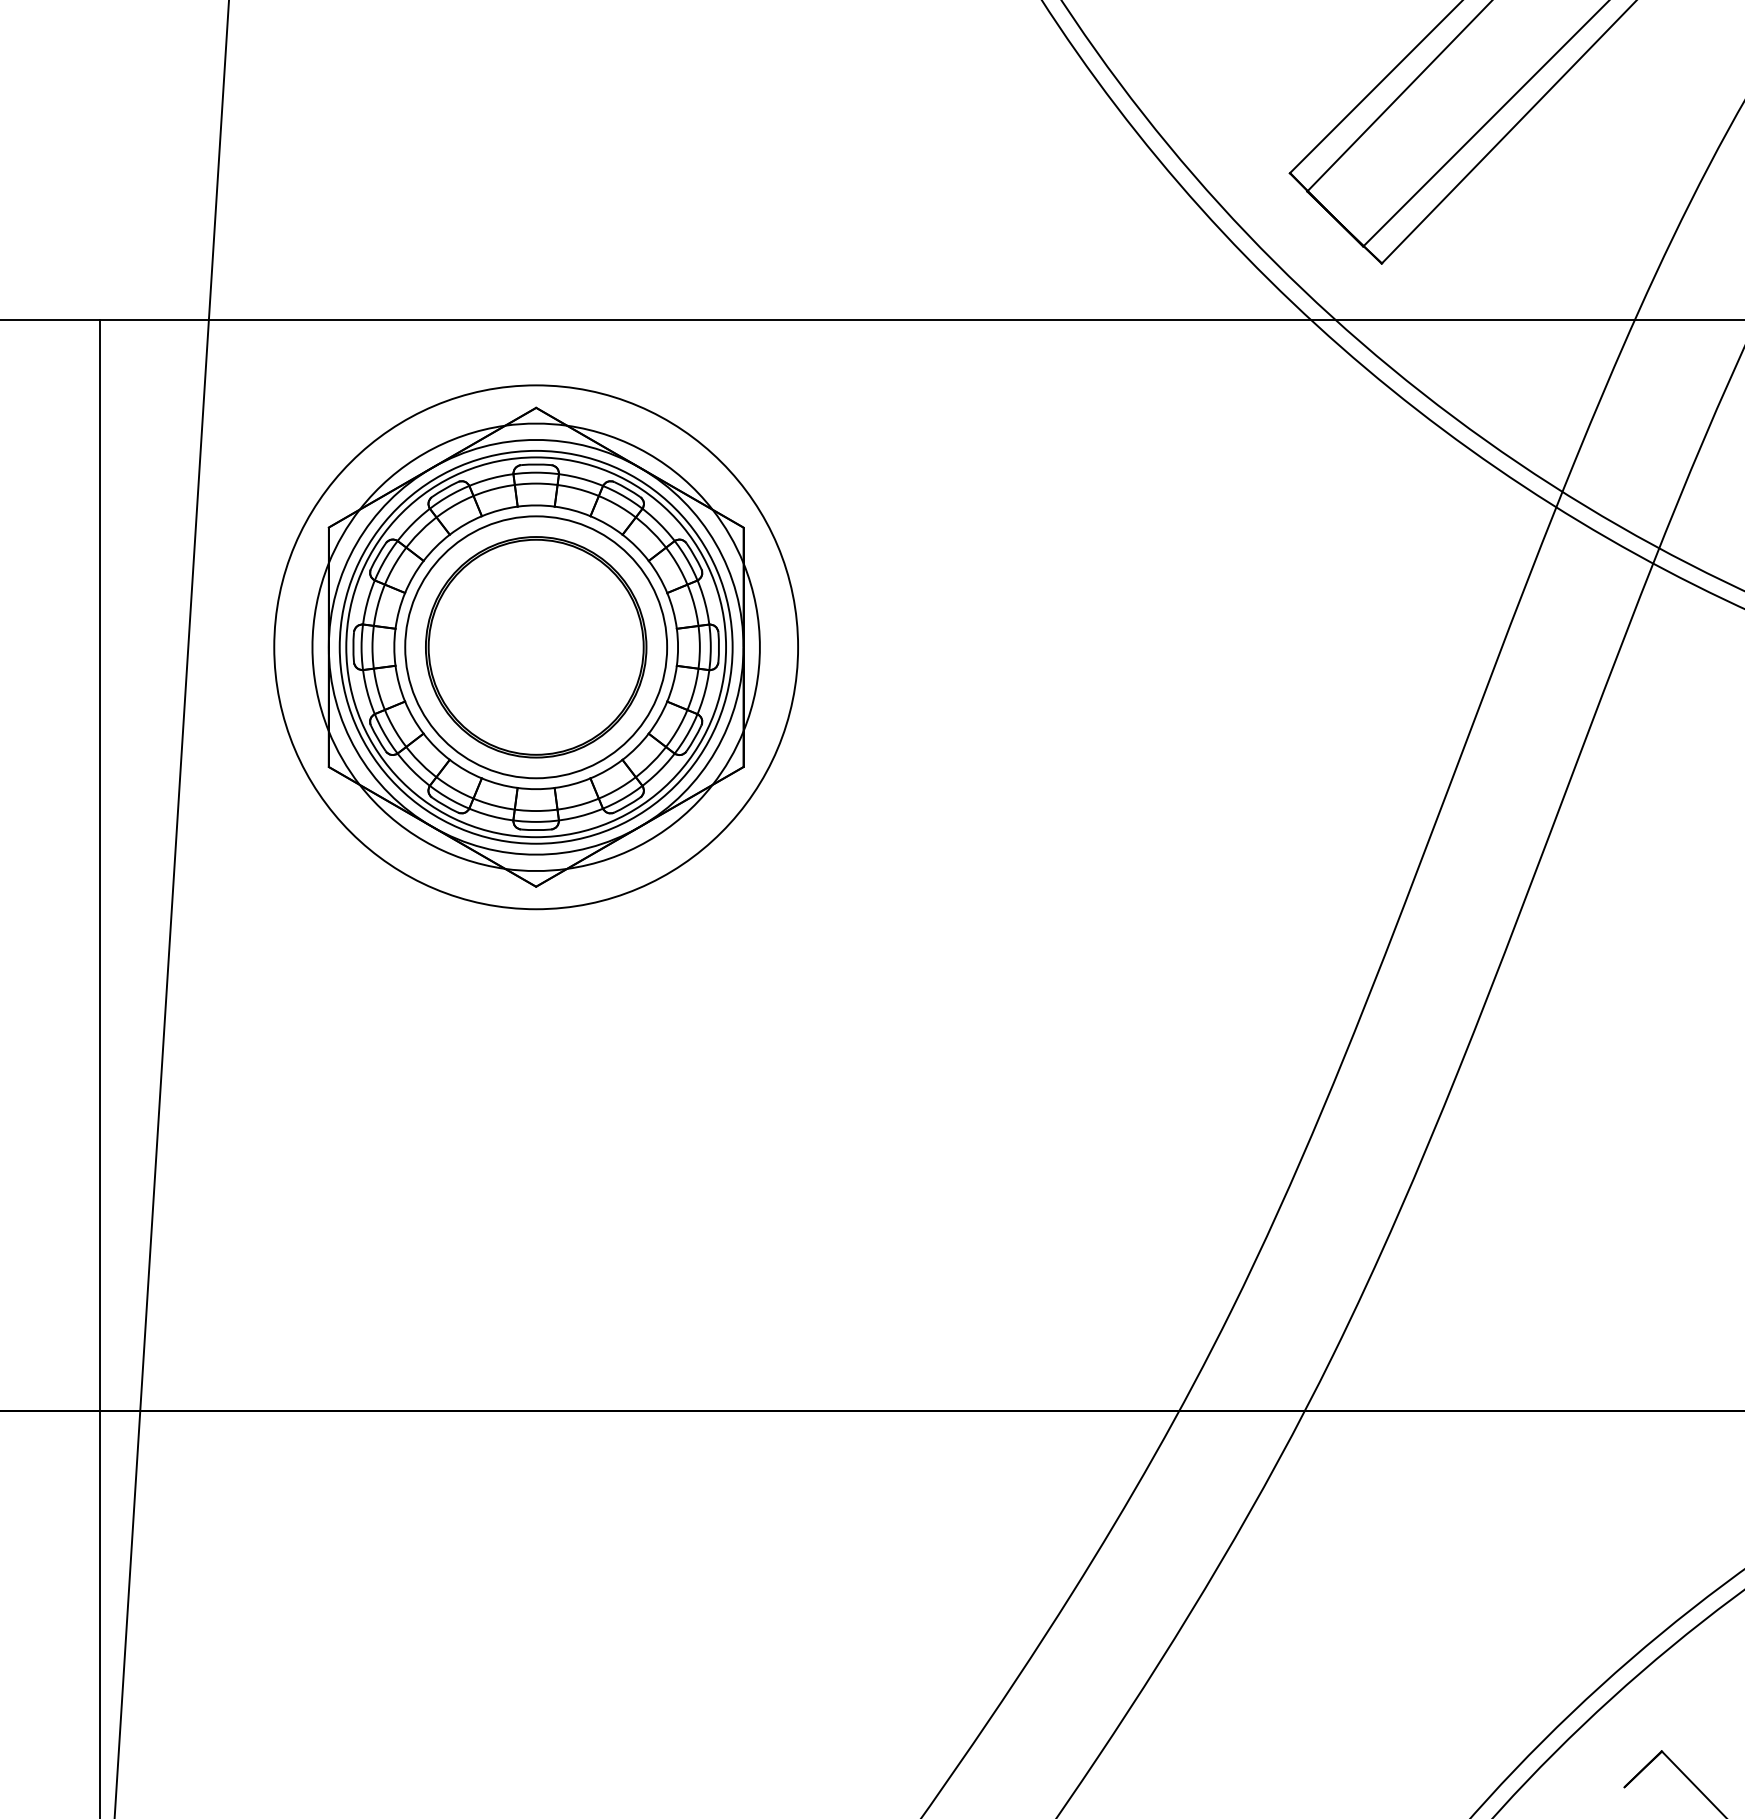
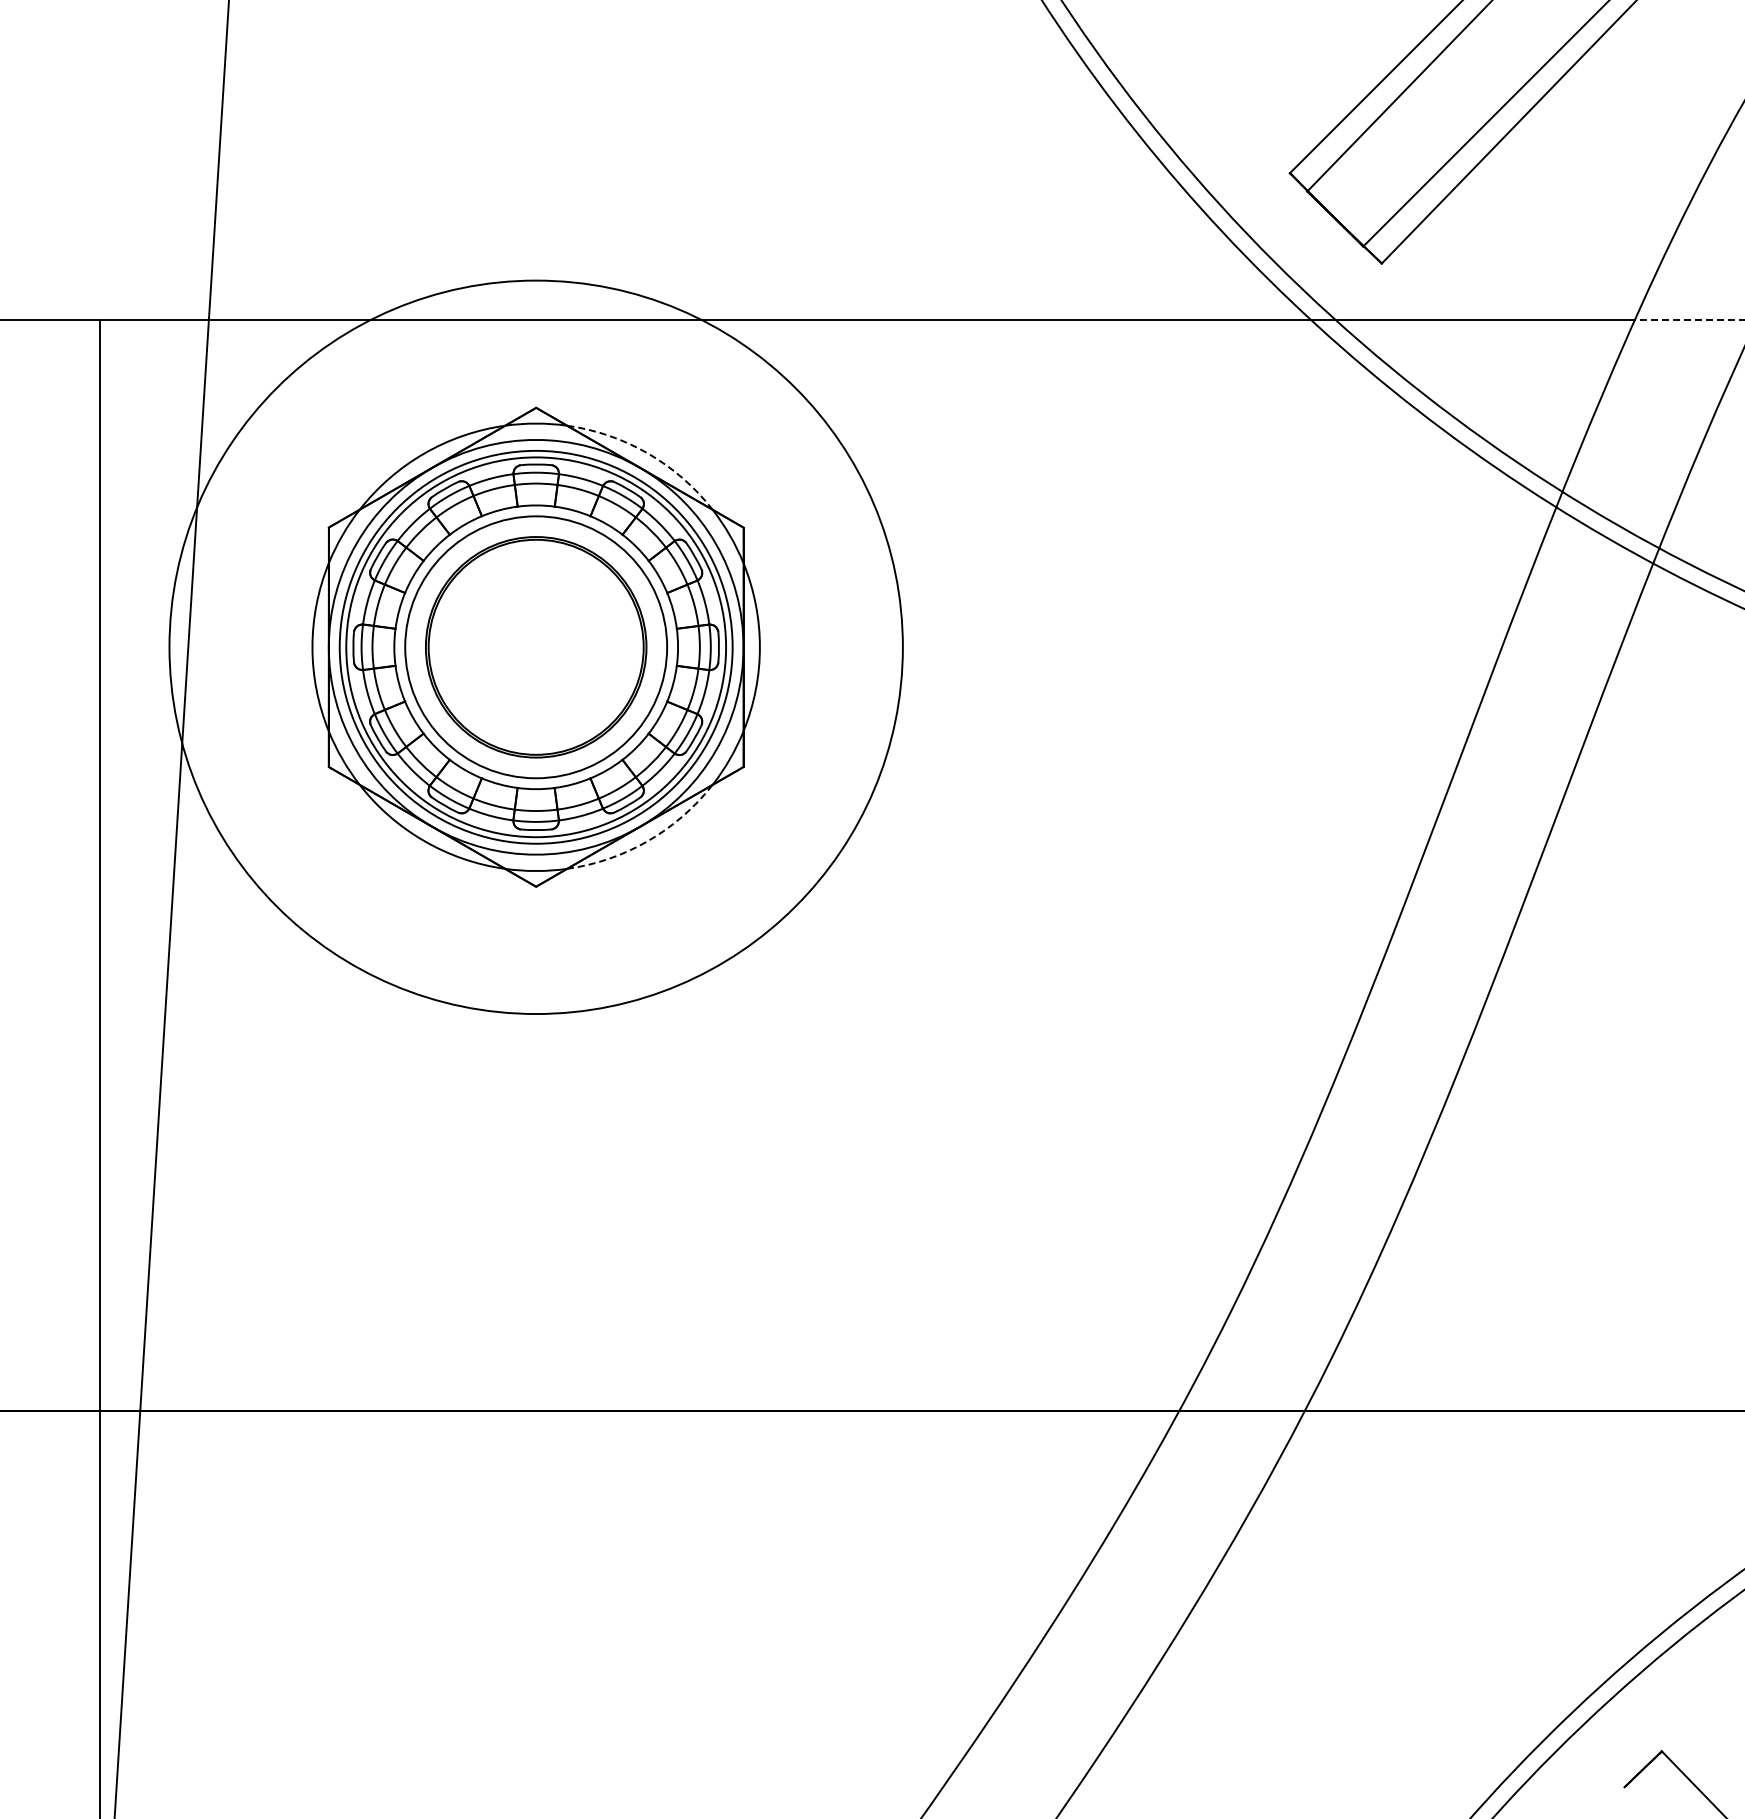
line: solid -> dashed (1689, 319)
arc: solid -> dashed (648, 453)
circle diameter: 524 px -> 733 px (535, 647)
arc: solid -> dashed (647, 841)
